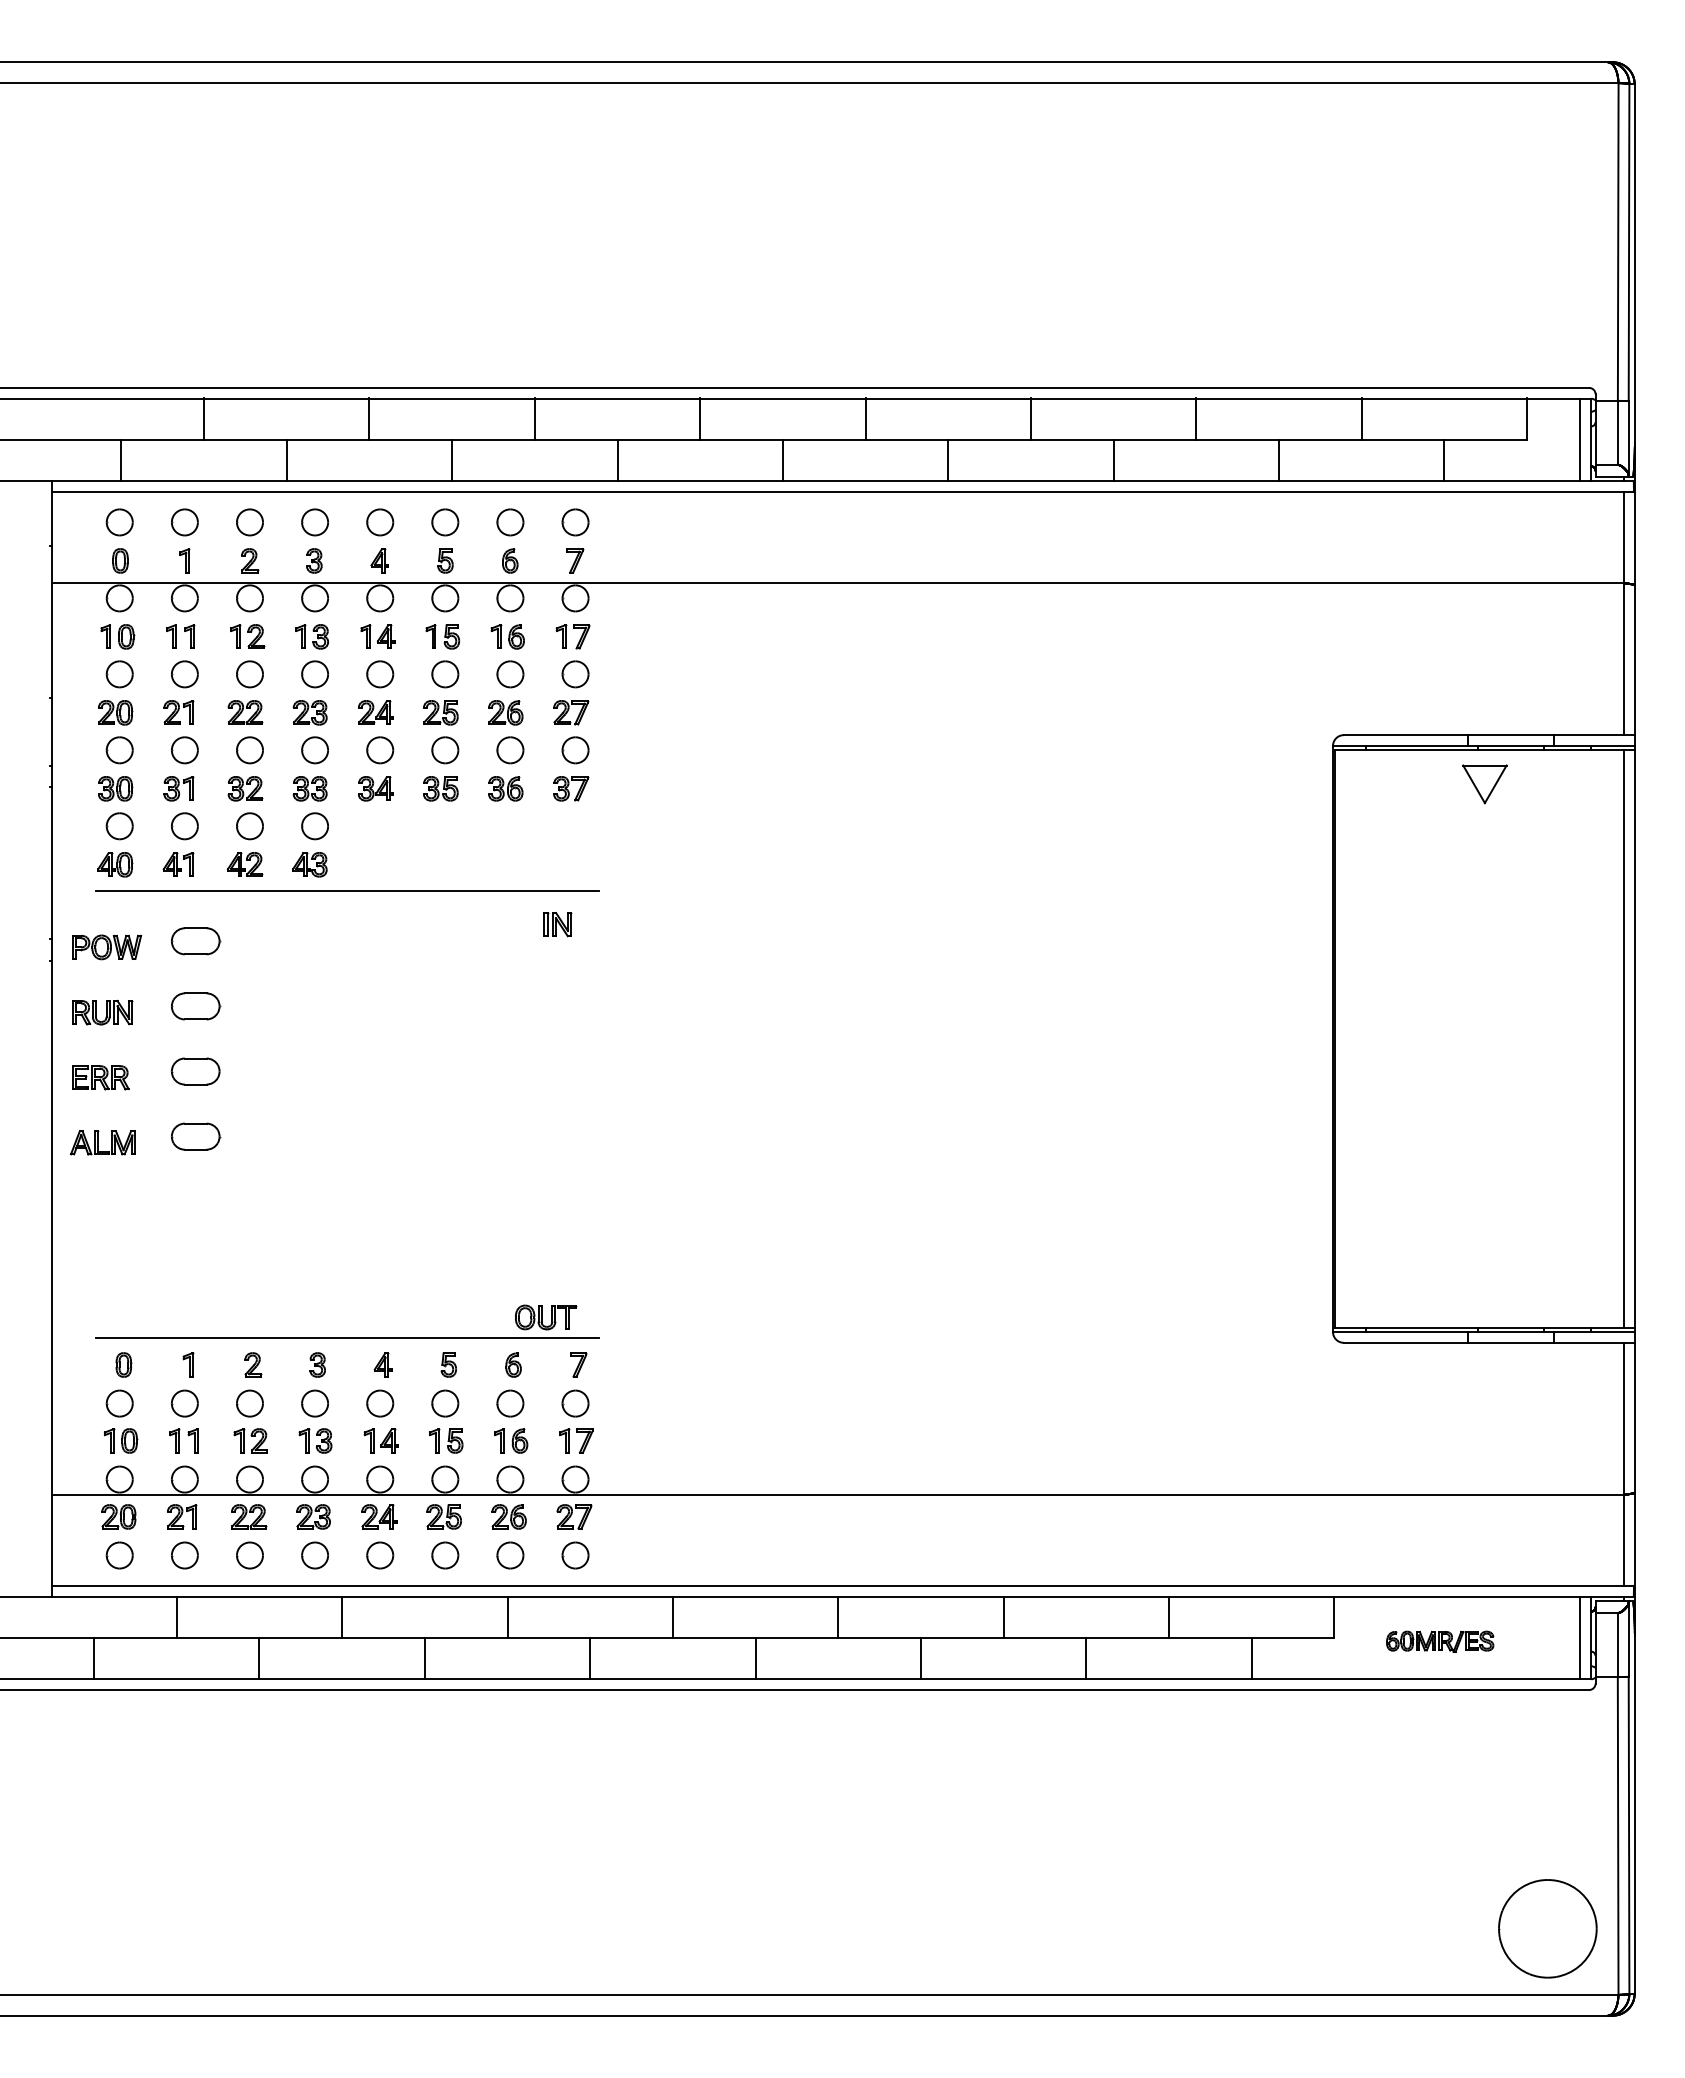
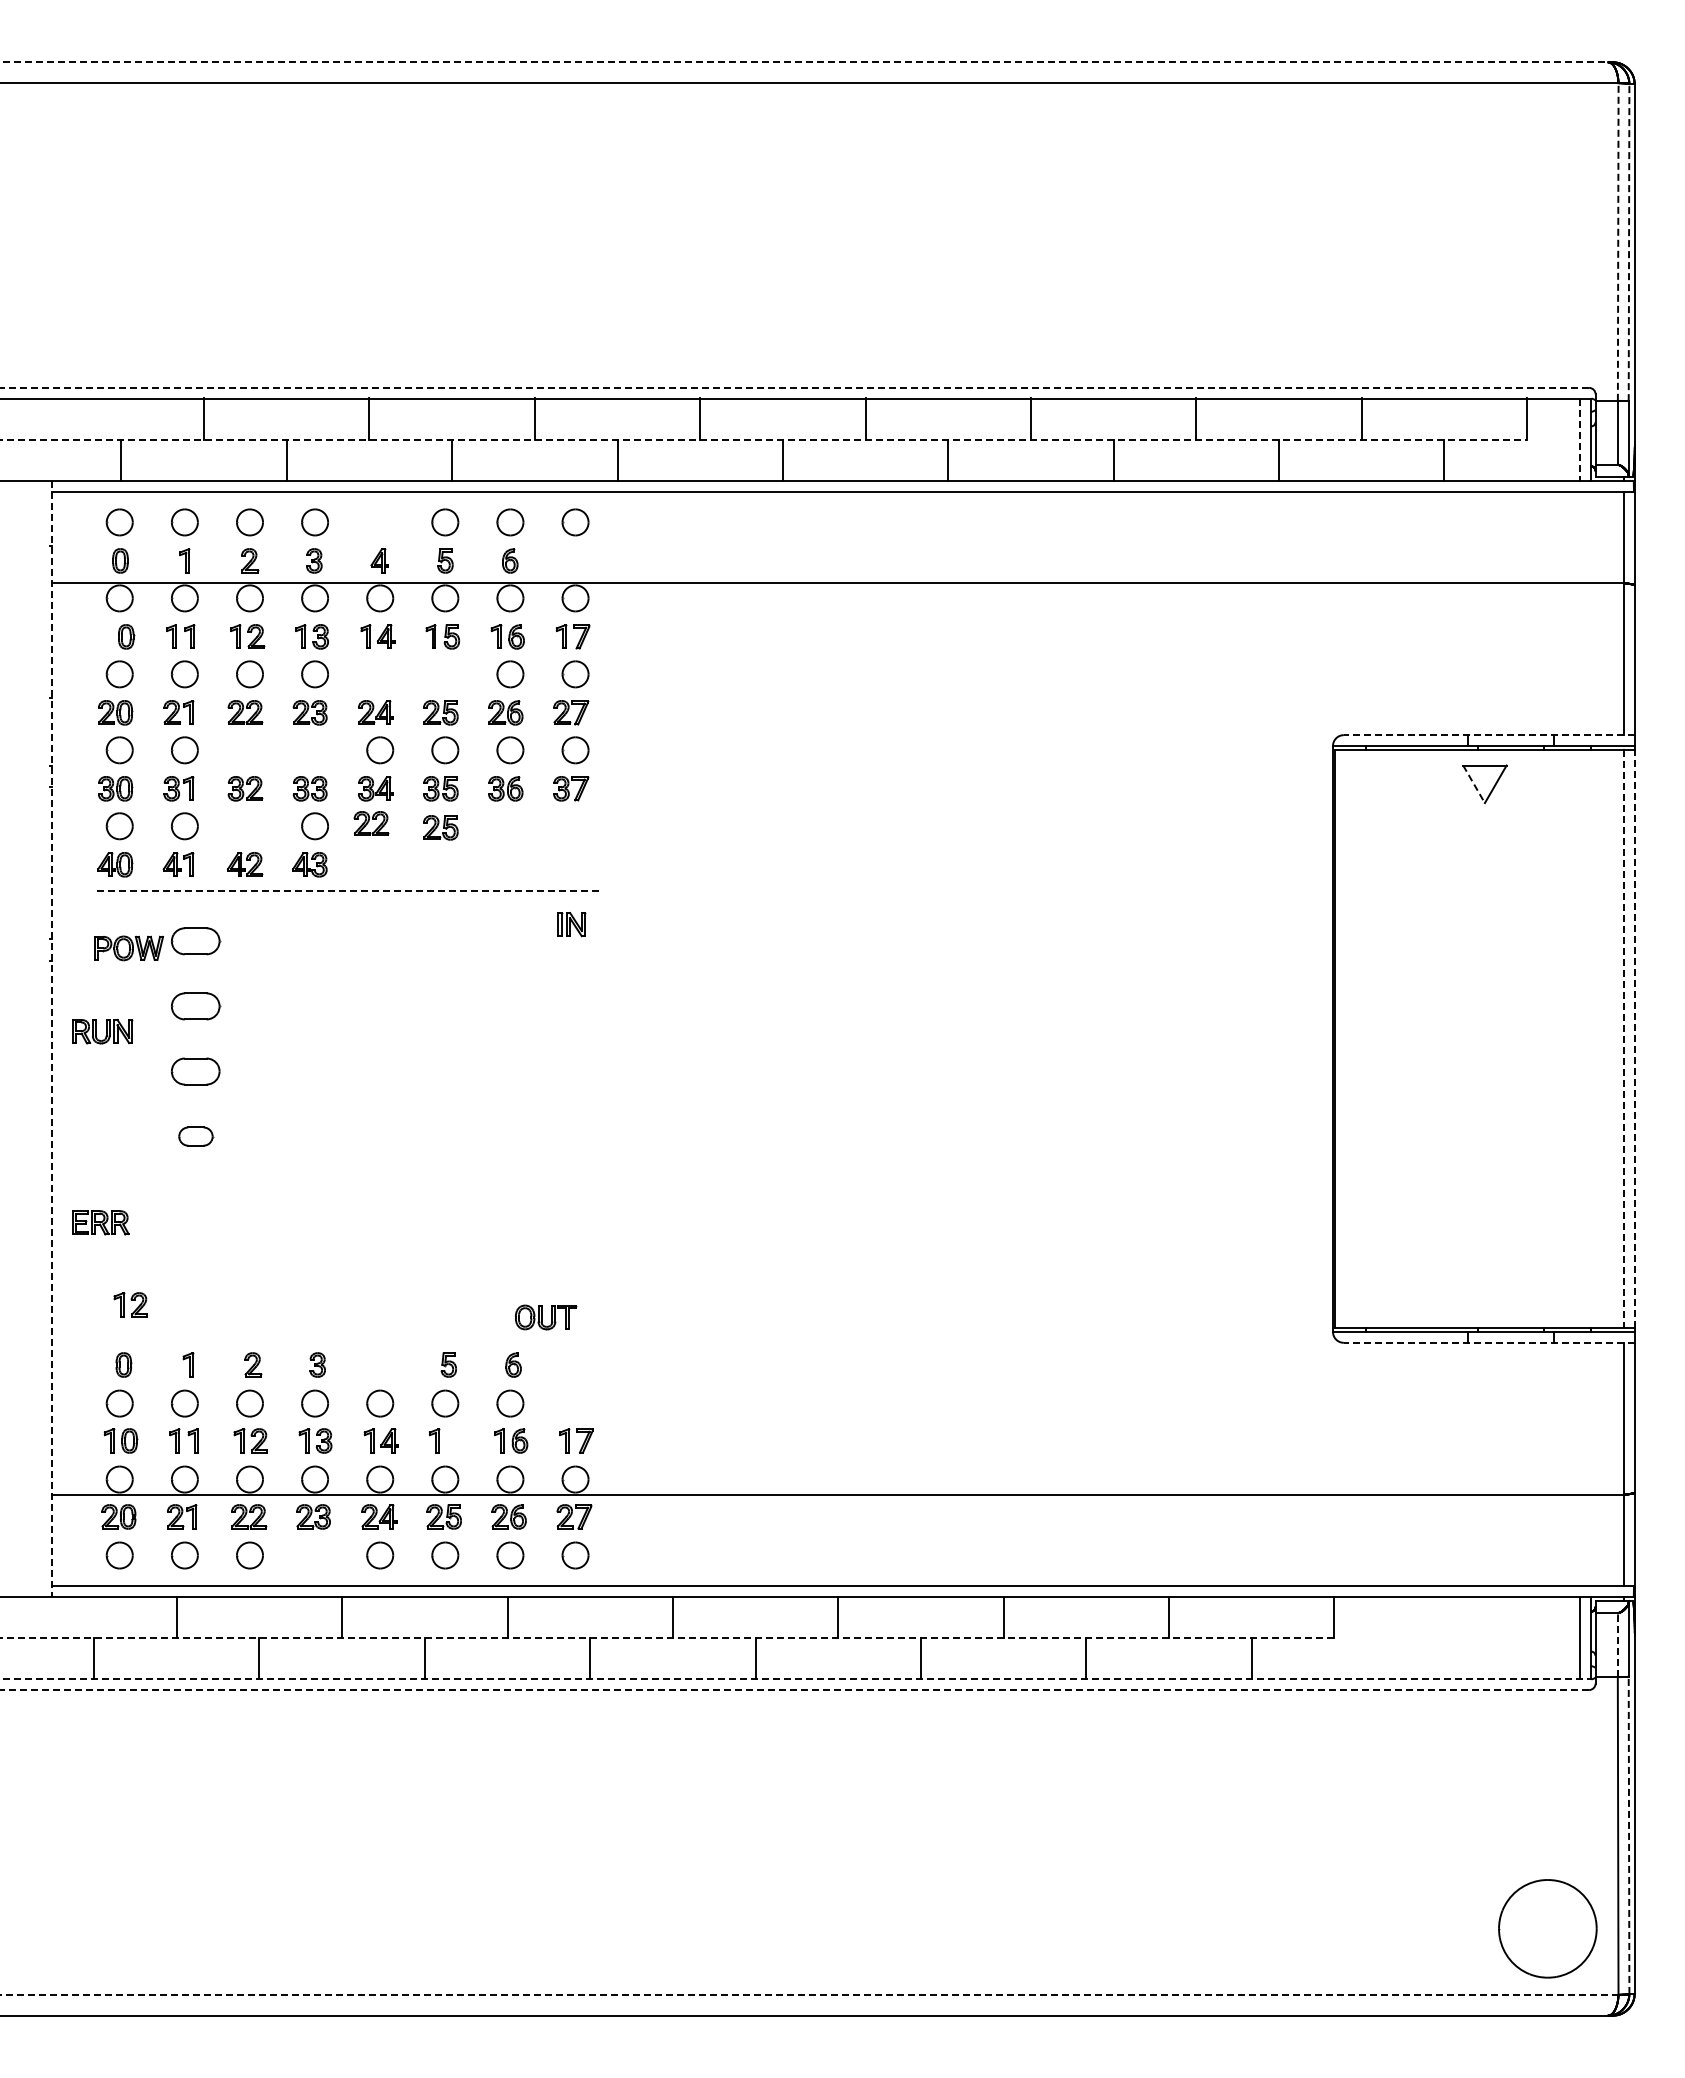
line: solid -> dashed (807, 62)
line: solid -> dashed (1618, 241)
line: solid -> dashed (1629, 242)
line: solid -> dashed (794, 387)
line: solid -> dashed (764, 439)
line: solid -> dashed (1580, 440)
part: present -> none (380, 522)
part: present -> none (575, 560)
part: present -> none (105, 636)
part: present -> none (380, 674)
part: present -> none (445, 674)
line: solid -> dashed (1488, 735)
part: present -> none (249, 750)
part: present -> none (314, 750)
line: solid -> dashed (1474, 784)
part: none -> present (371, 823)
part: present -> none (249, 826)
part: none -> present (440, 827)
line: solid -> dashed (347, 891)
part position: (557, 924) -> (571, 924) (571, 924)
part position: (107, 947) -> (129, 948) (129, 948)
part position: (102, 1012) -> (102, 1031) (102, 1031)
line: solid -> dashed (1623, 1038)
line: solid -> dashed (1634, 1038)
line: solid -> dashed (52, 1039)
part position: (100, 1077) -> (100, 1222) (100, 1222)
part size: 51x29 px -> 37x21 px (196, 1136)
part: present -> none (102, 1142)
part: none -> present (130, 1304)
line: present -> none (347, 1338)
line: solid -> dashed (1488, 1342)
part: present -> none (382, 1364)
part: present -> none (578, 1364)
part: present -> none (575, 1403)
part: present -> none (455, 1440)
part: present -> none (314, 1555)
line: solid -> dashed (667, 1637)
part: present -> none (1440, 1641)
line: solid -> dashed (1617, 1645)
line: solid -> dashed (796, 1679)
line: solid -> dashed (794, 1690)
line: solid -> dashed (1629, 1835)
line: solid -> dashed (809, 1994)
